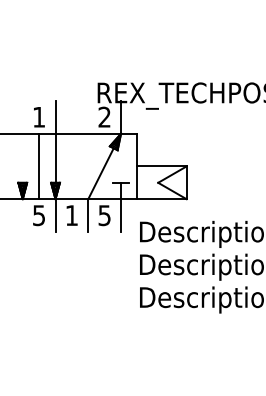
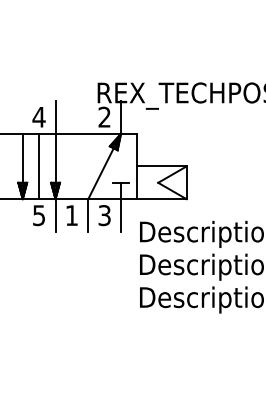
text: 1 -> 4 (38, 117)
line: none -> present (22, 157)
text: 5 -> 3 (104, 215)
